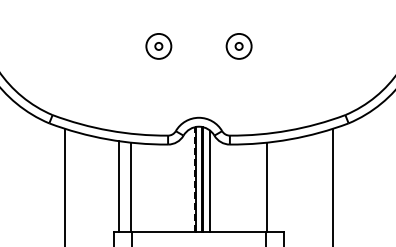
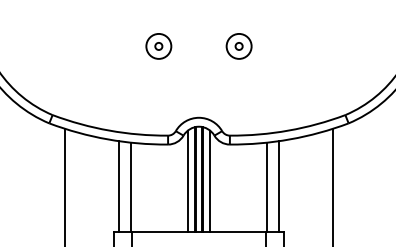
line: dashed -> solid (194, 179)
line: none -> present (187, 181)
line: none -> present (279, 186)
